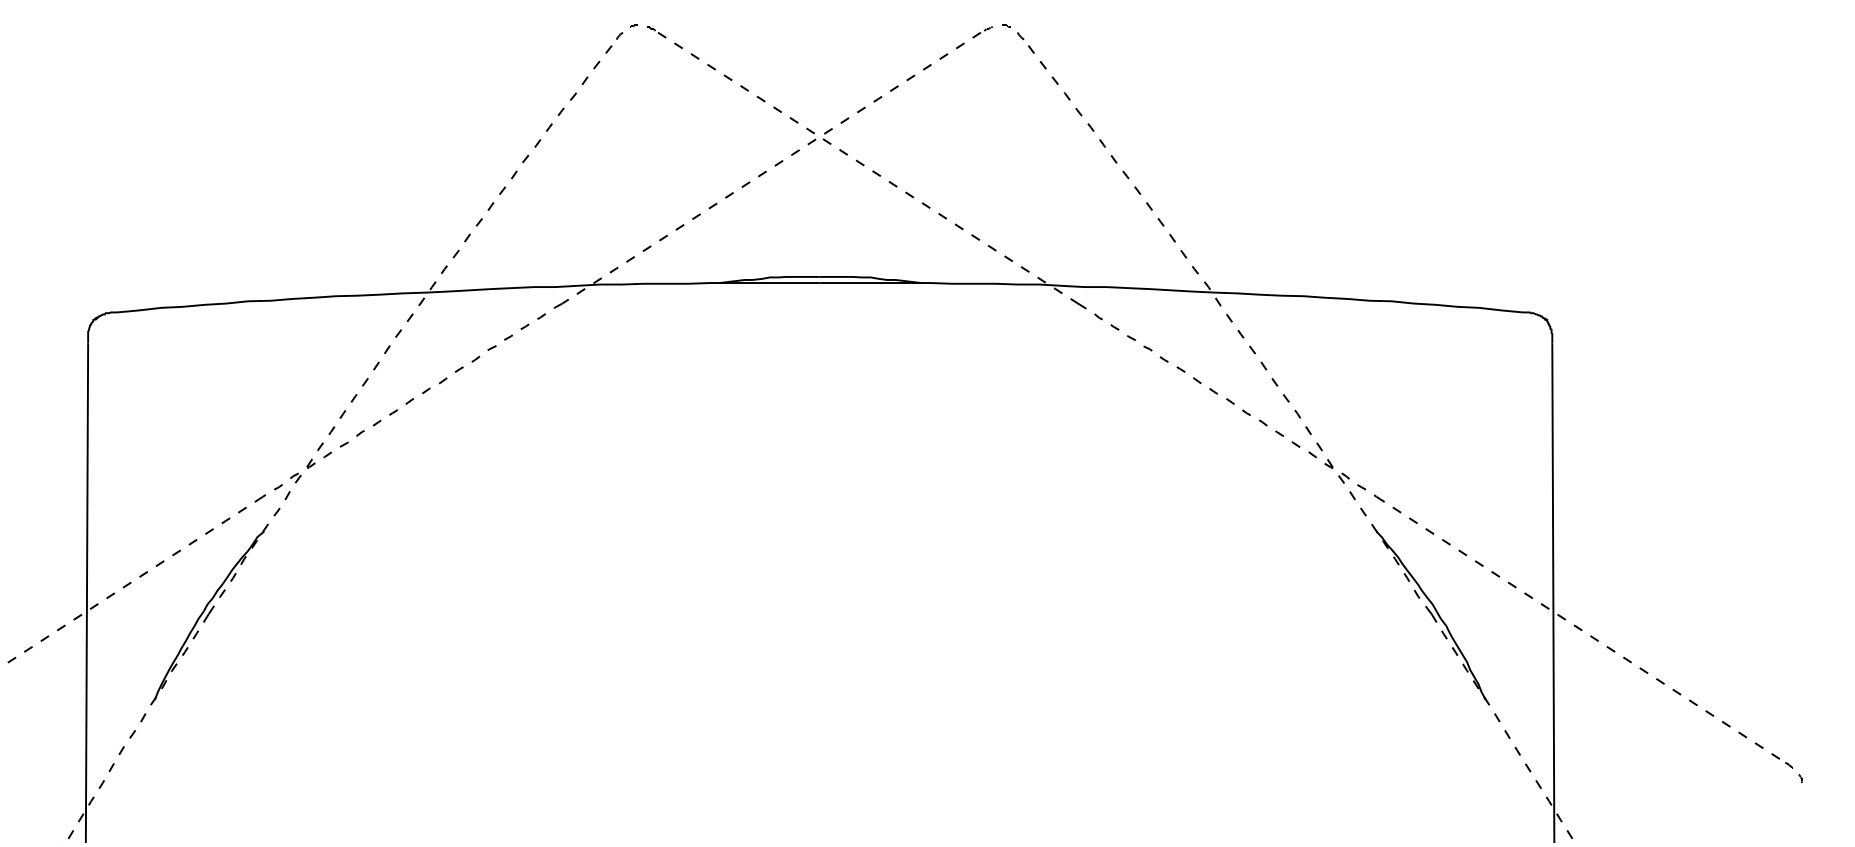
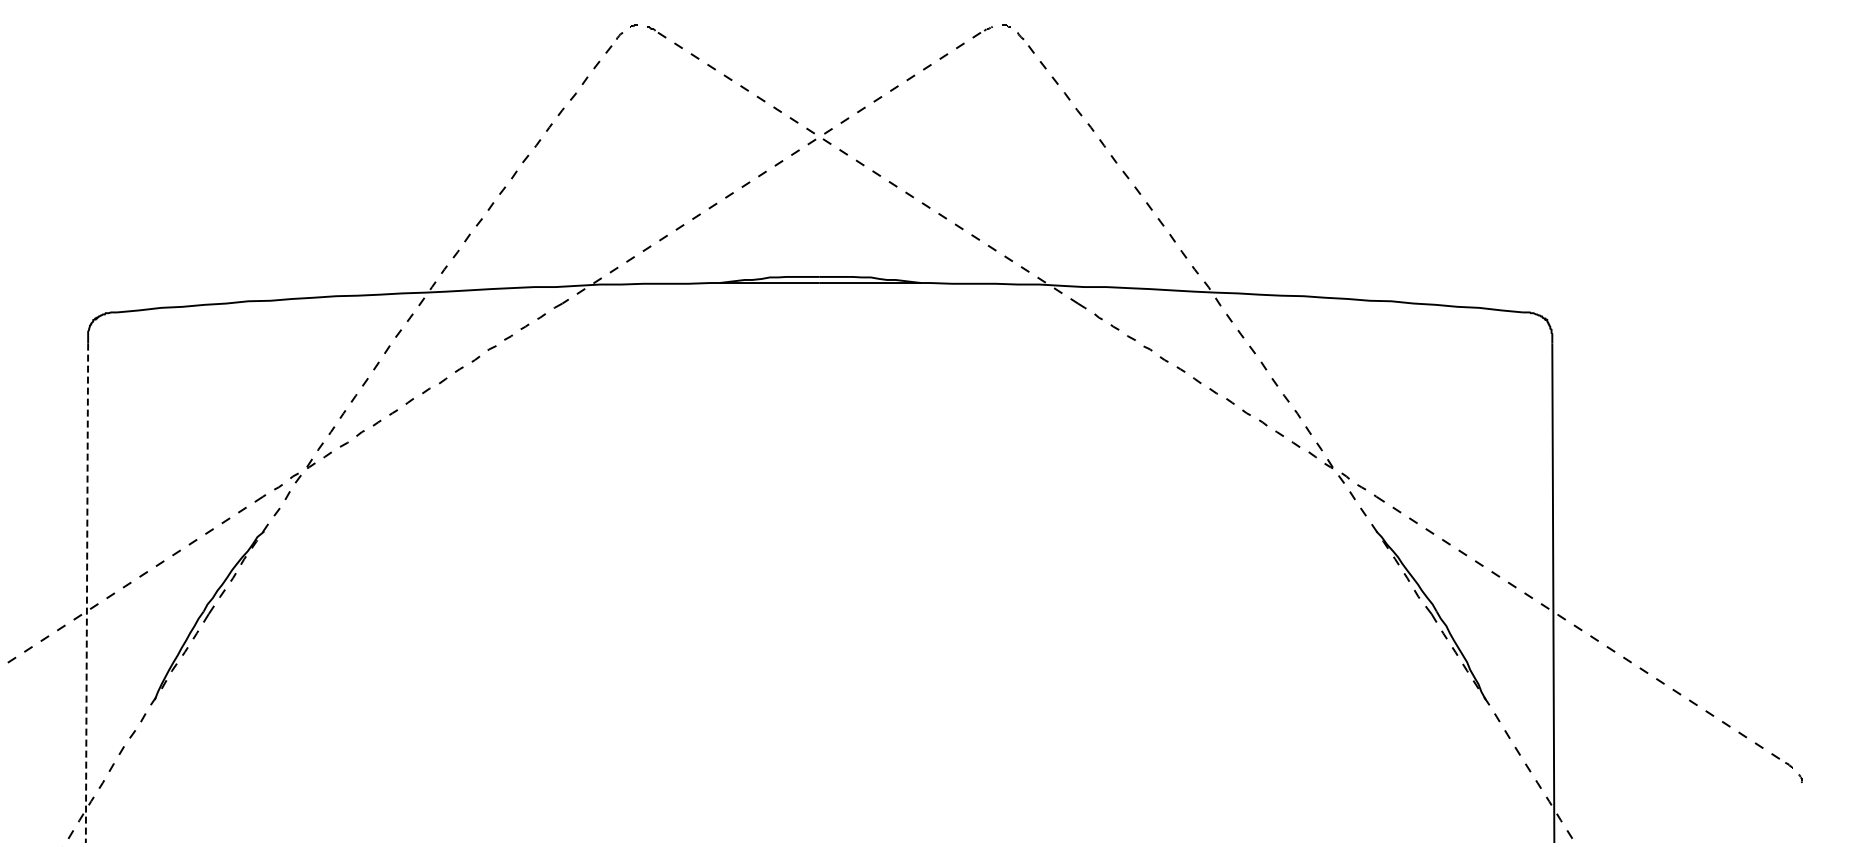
line: solid -> dashed (87, 593)
